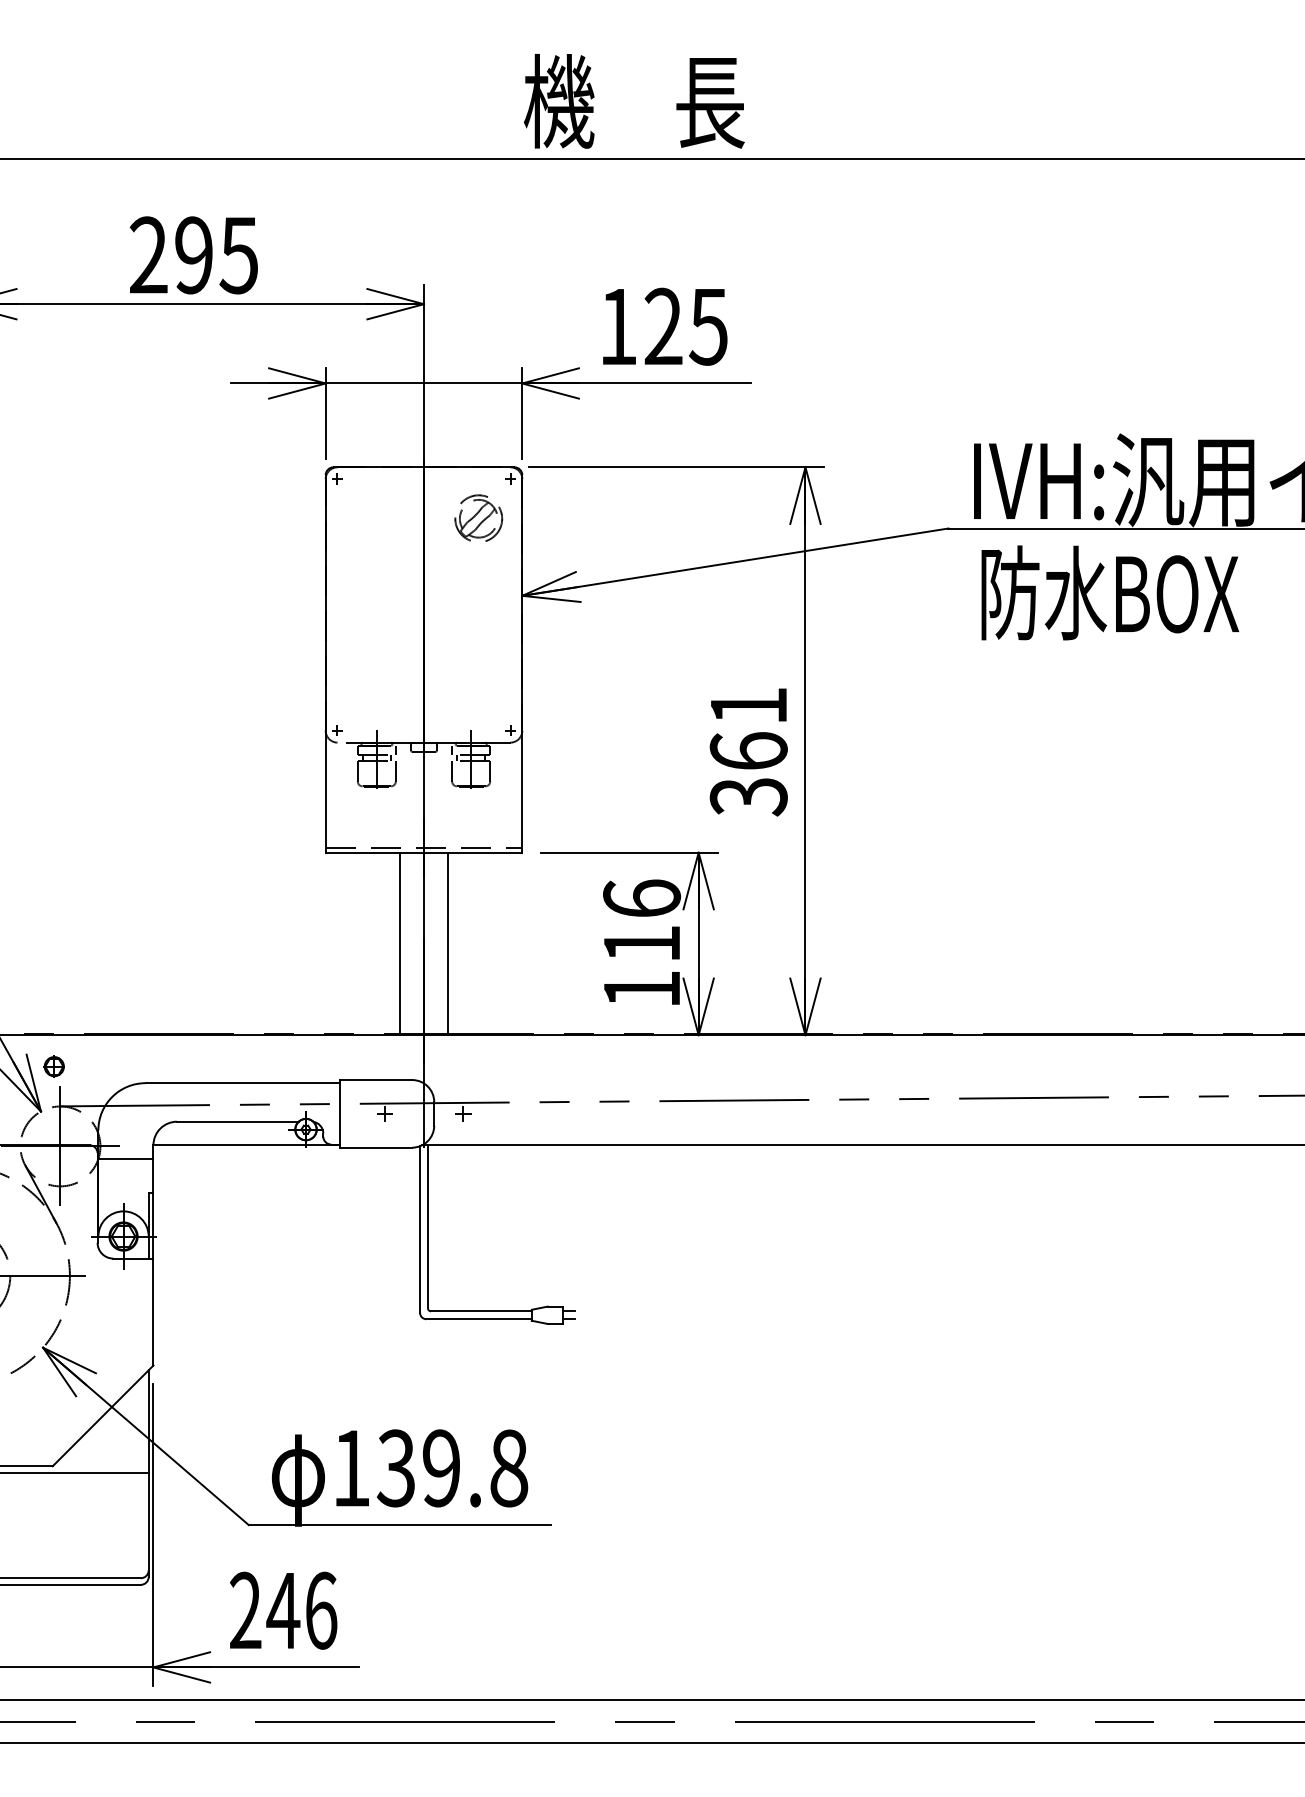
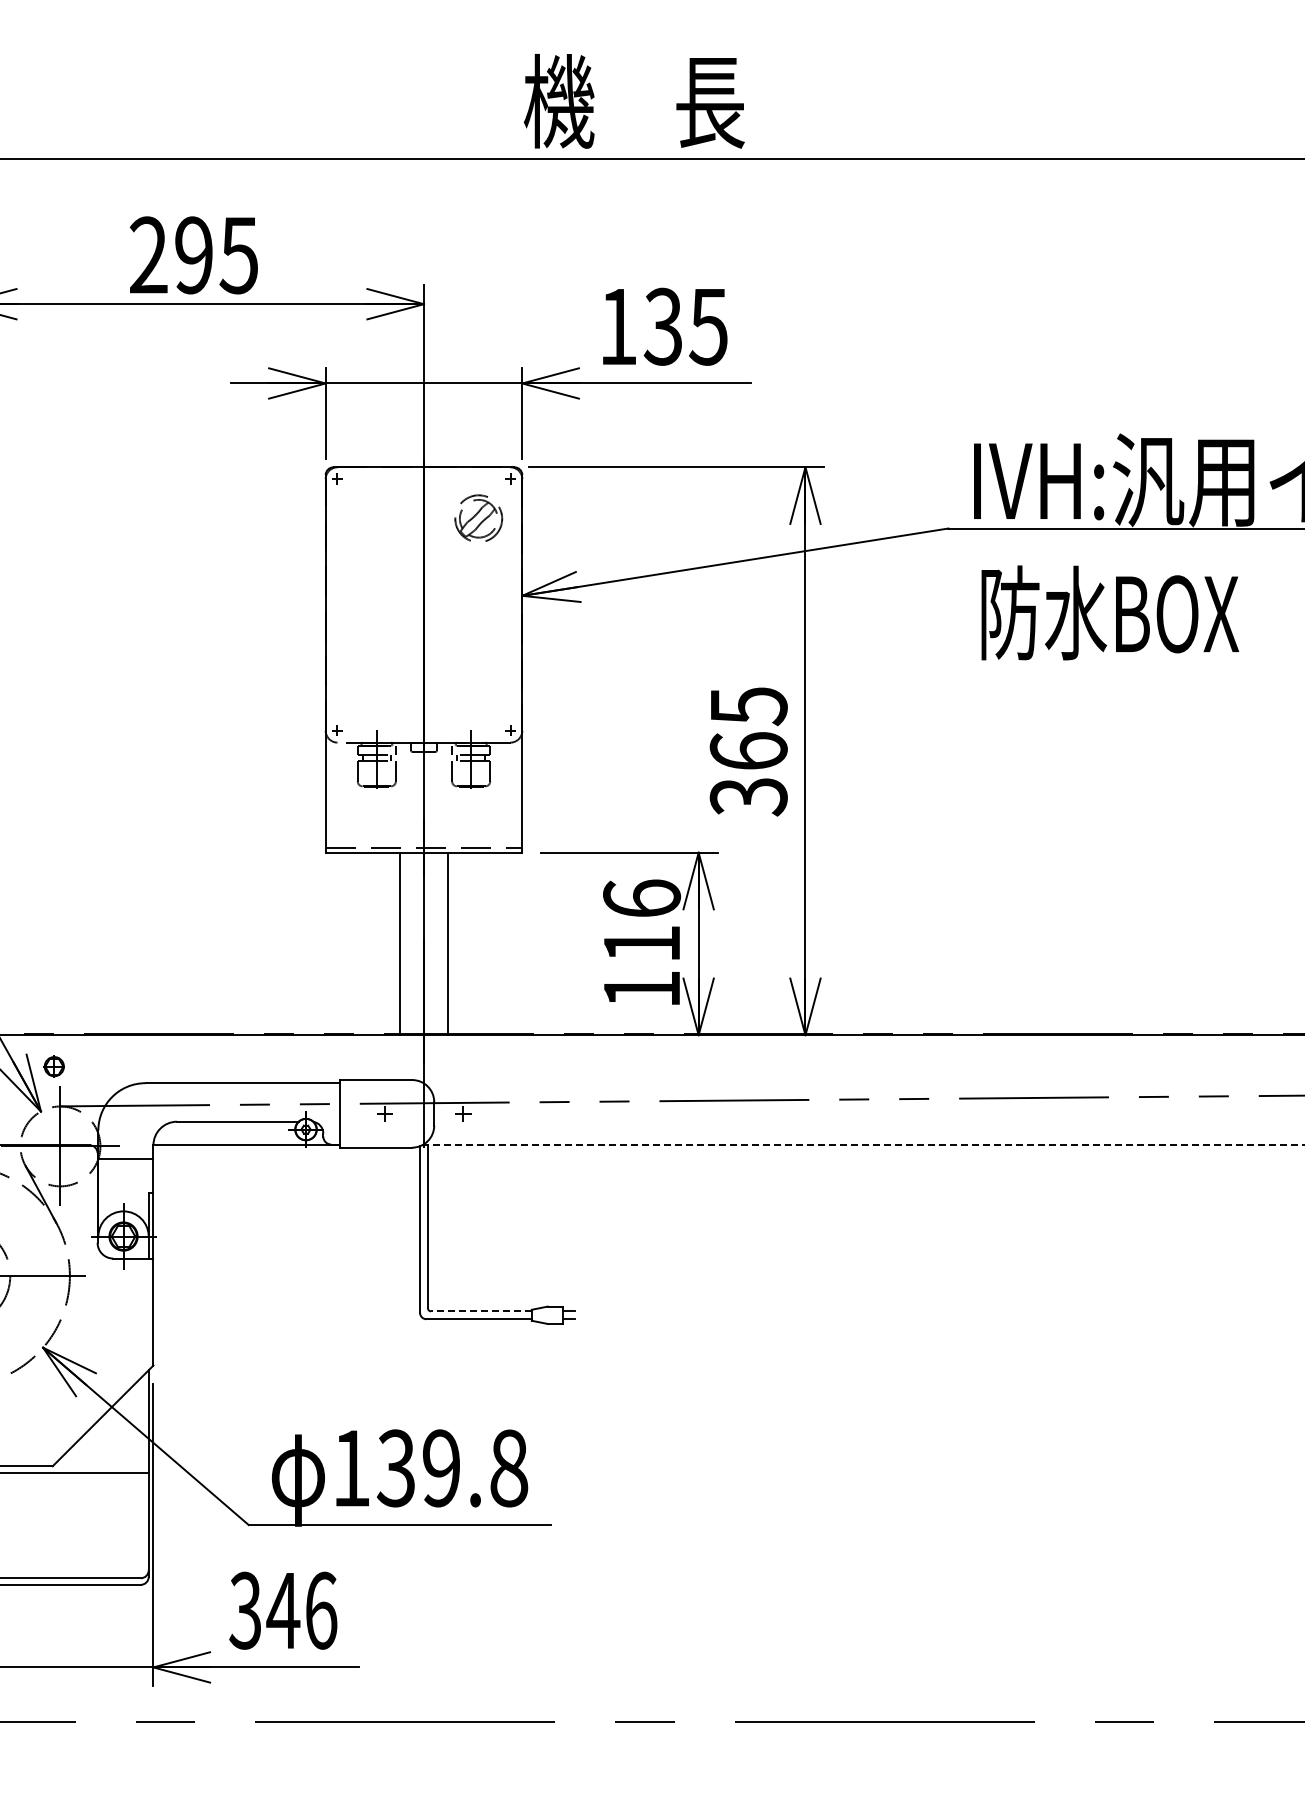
text: 125 -> 135 (662, 326)
text position: (1110, 592) -> (1110, 612) (1110, 612)
text: 361 -> 365 (749, 706)
line: solid -> dashed (863, 1145)
line: solid -> dashed (480, 1311)
text: 246 -> 346 (245, 1610)
line: present -> none (651, 1700)
line: present -> none (651, 1743)
